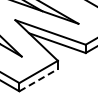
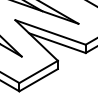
line: dashed -> solid (39, 79)
